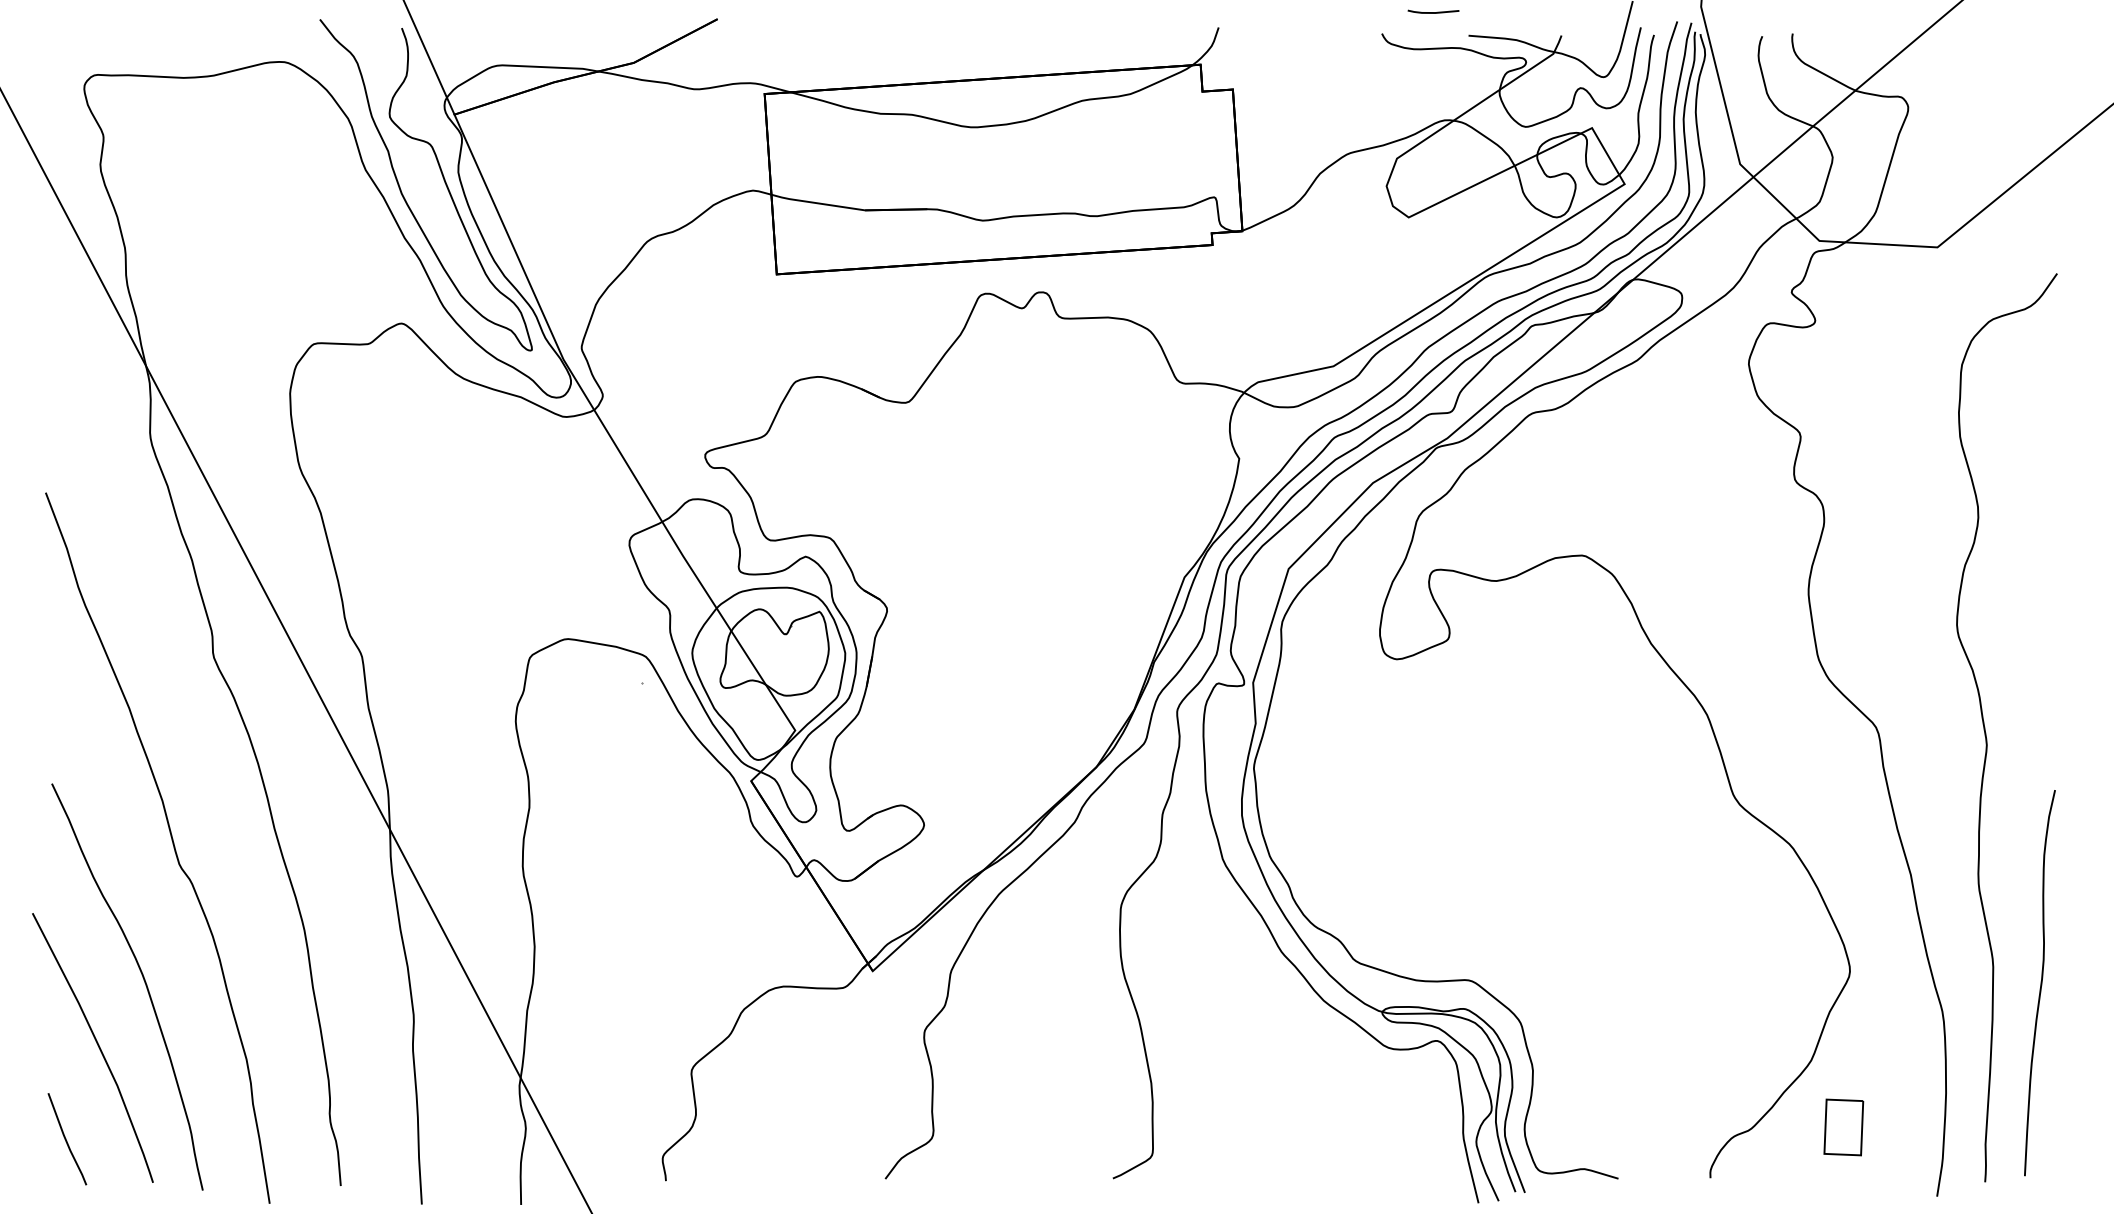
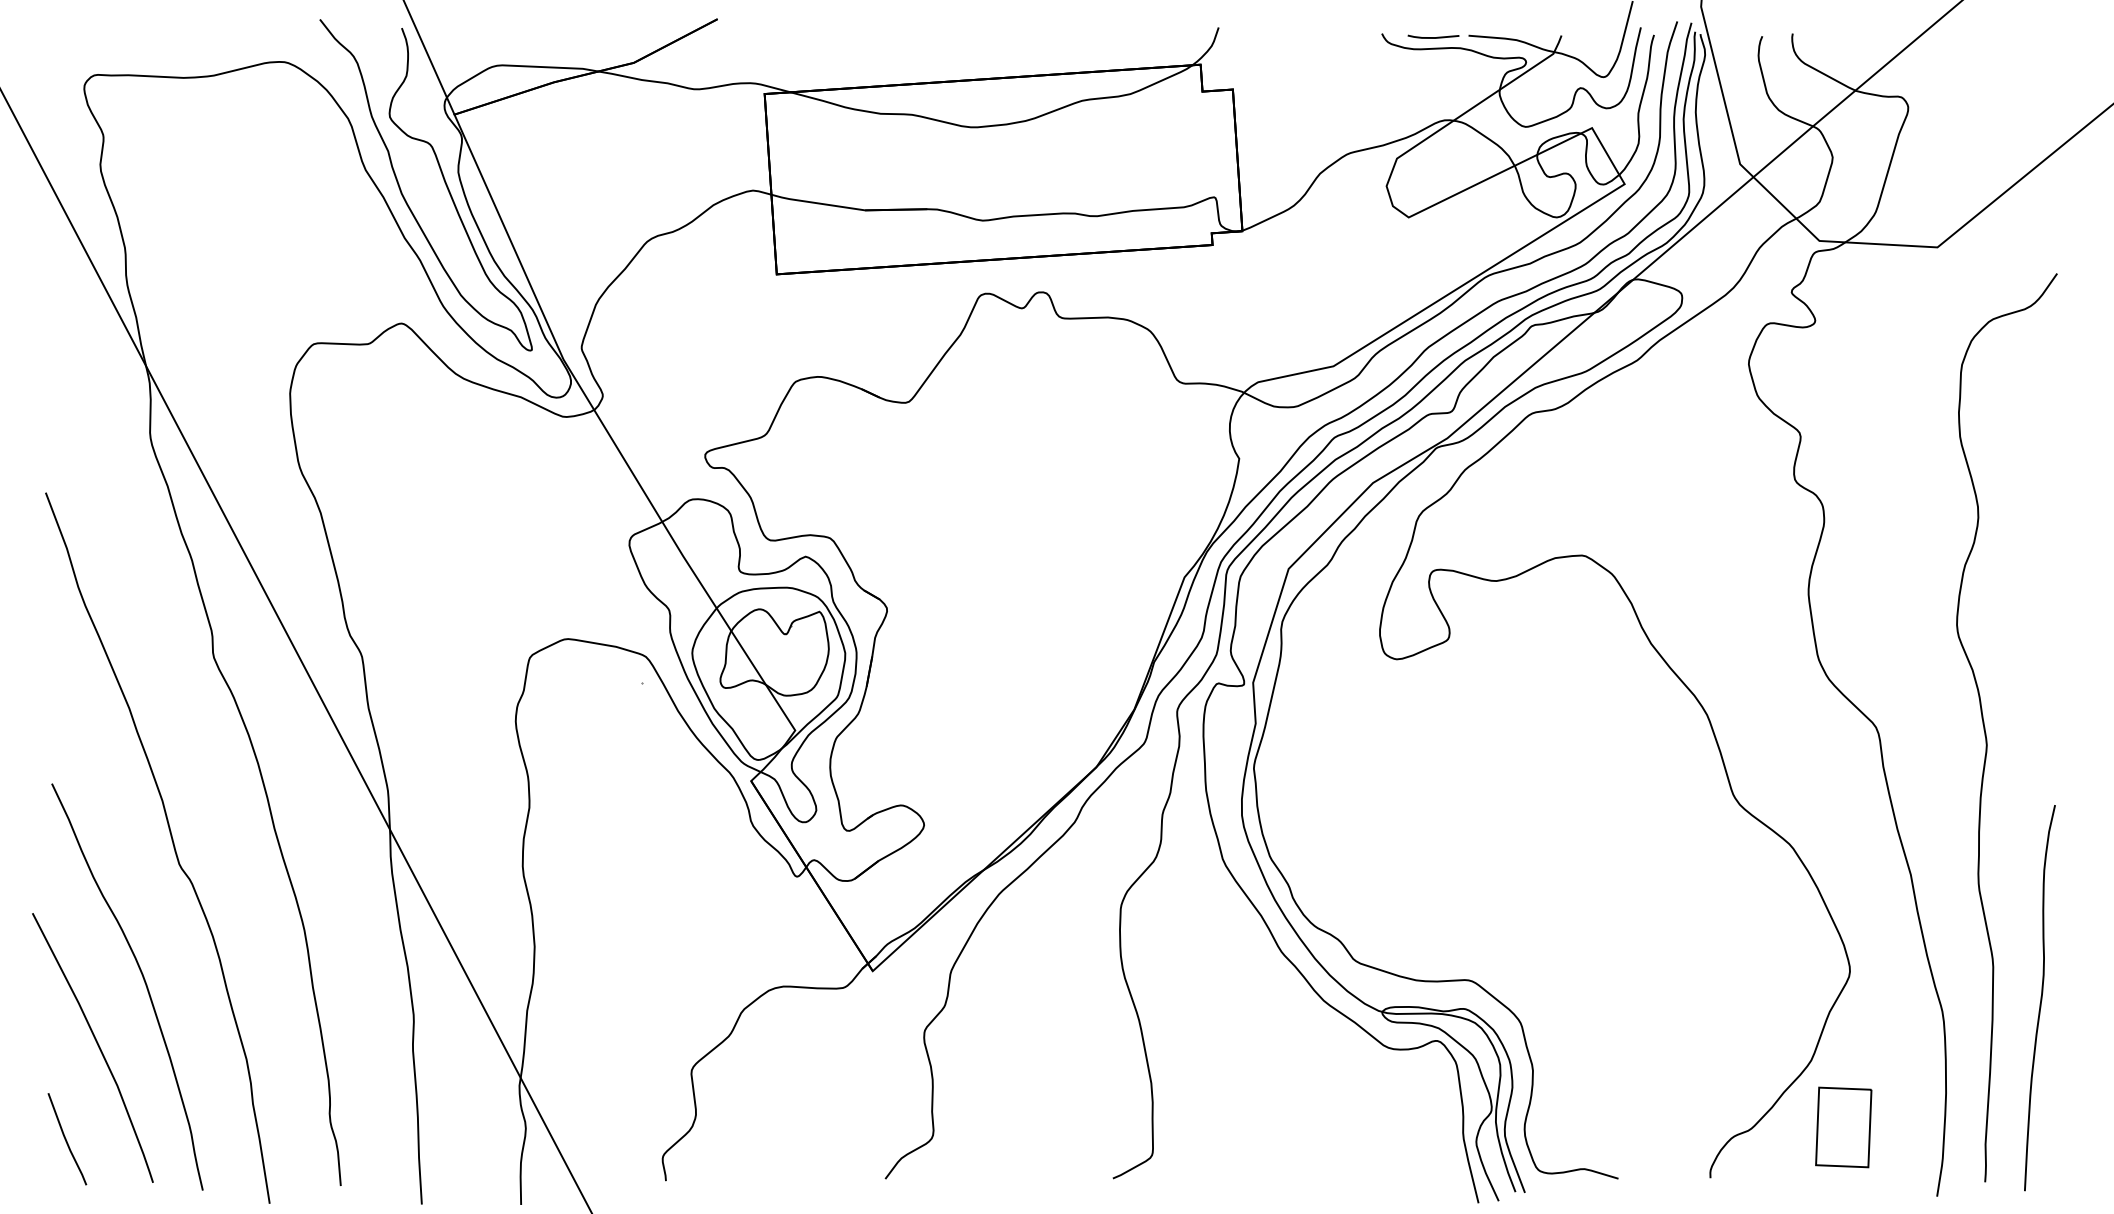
line position: (1433, 12) -> (1433, 37) (1433, 37)
curve position: (2040, 983) -> (2040, 998) (2040, 998)
part size: 42x59 px -> 58x83 px (1843, 1127)
